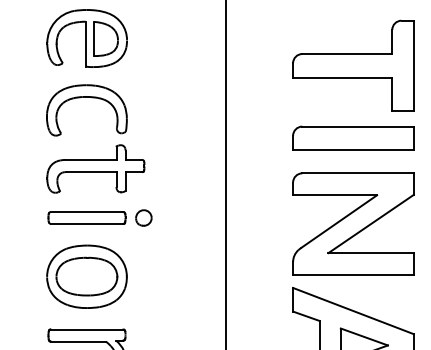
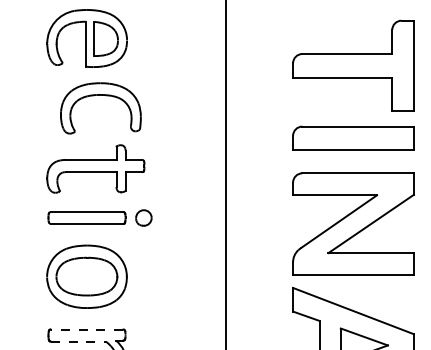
part position: (86, 97) -> (100, 95) (100, 95)
line: solid -> dashed (86, 329)
line: solid -> dashed (78, 341)
